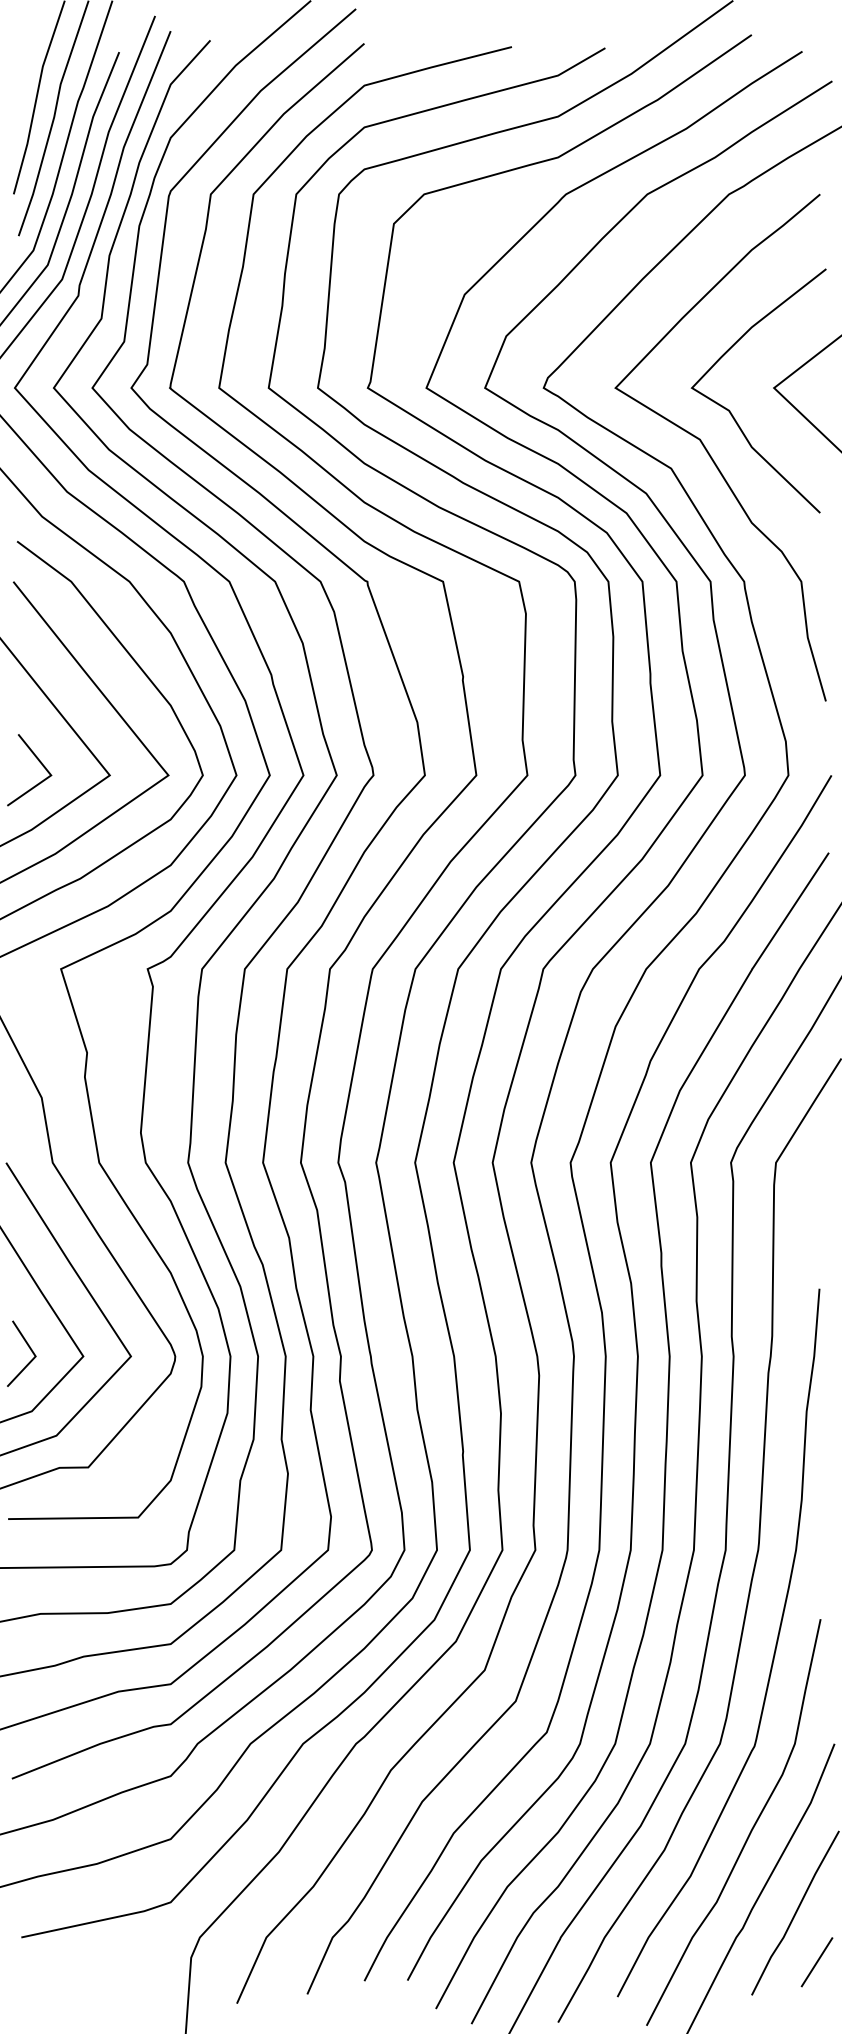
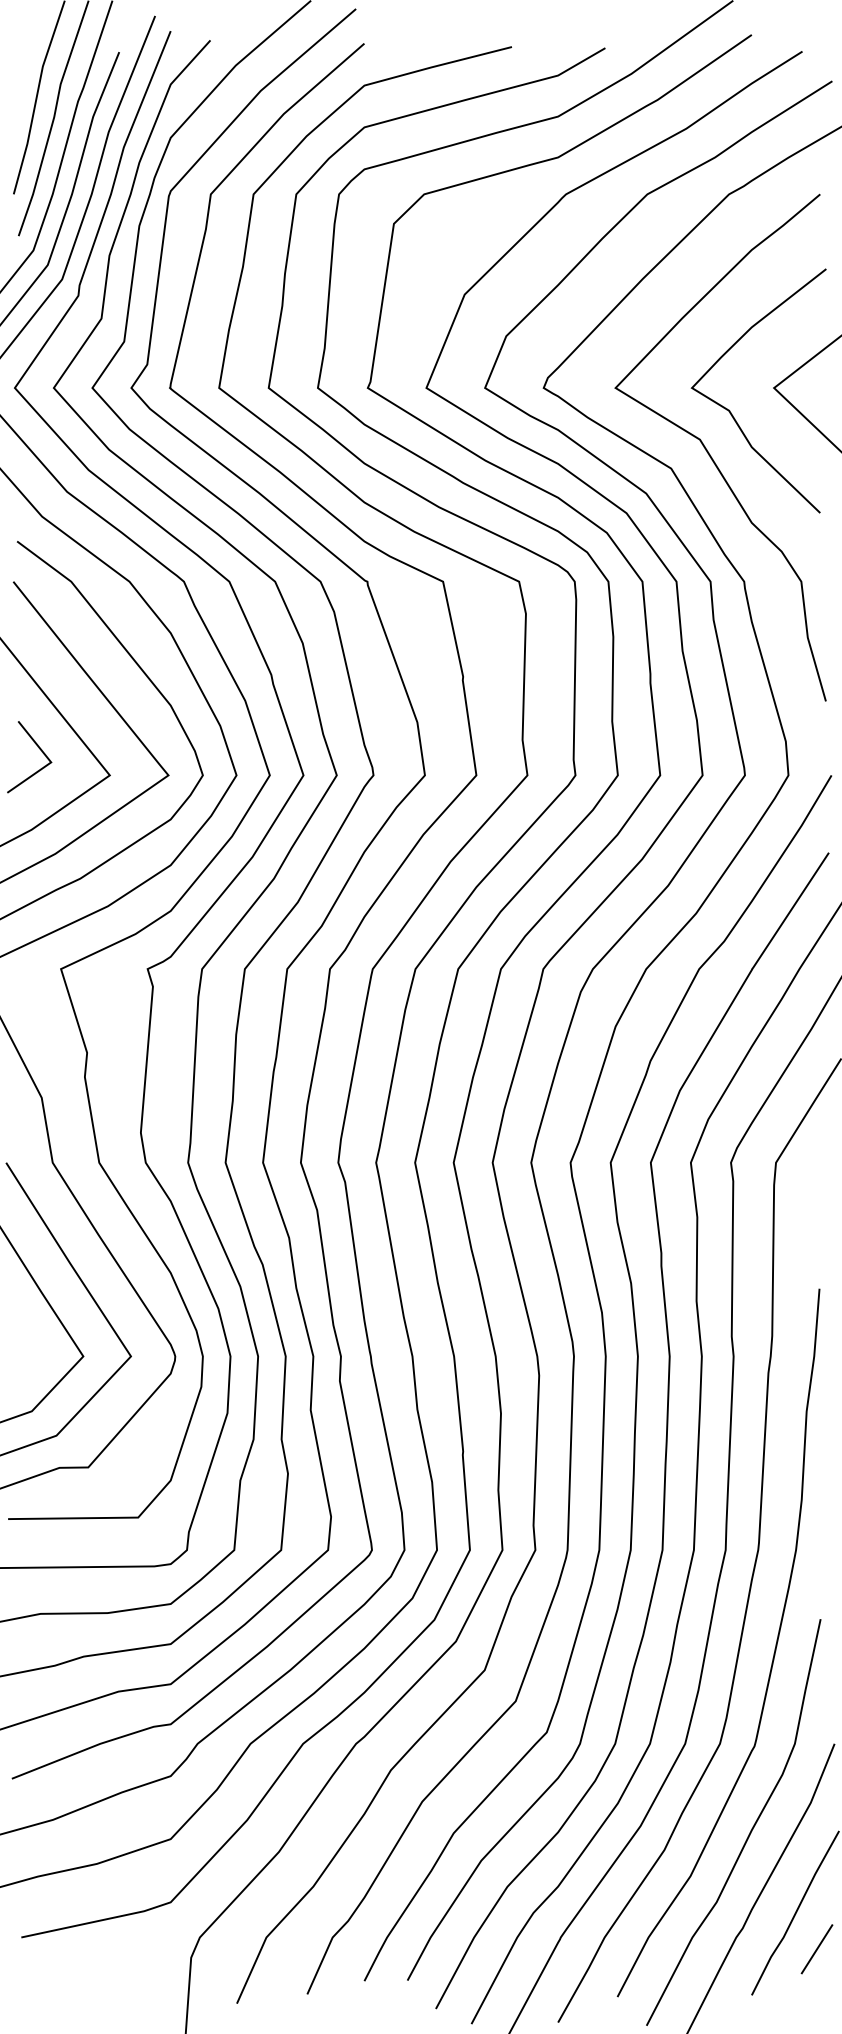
line position: (38, 761) -> (38, 748) (38, 748)
line: present -> none (28, 1347)
line position: (816, 1962) -> (816, 1949) (816, 1949)
